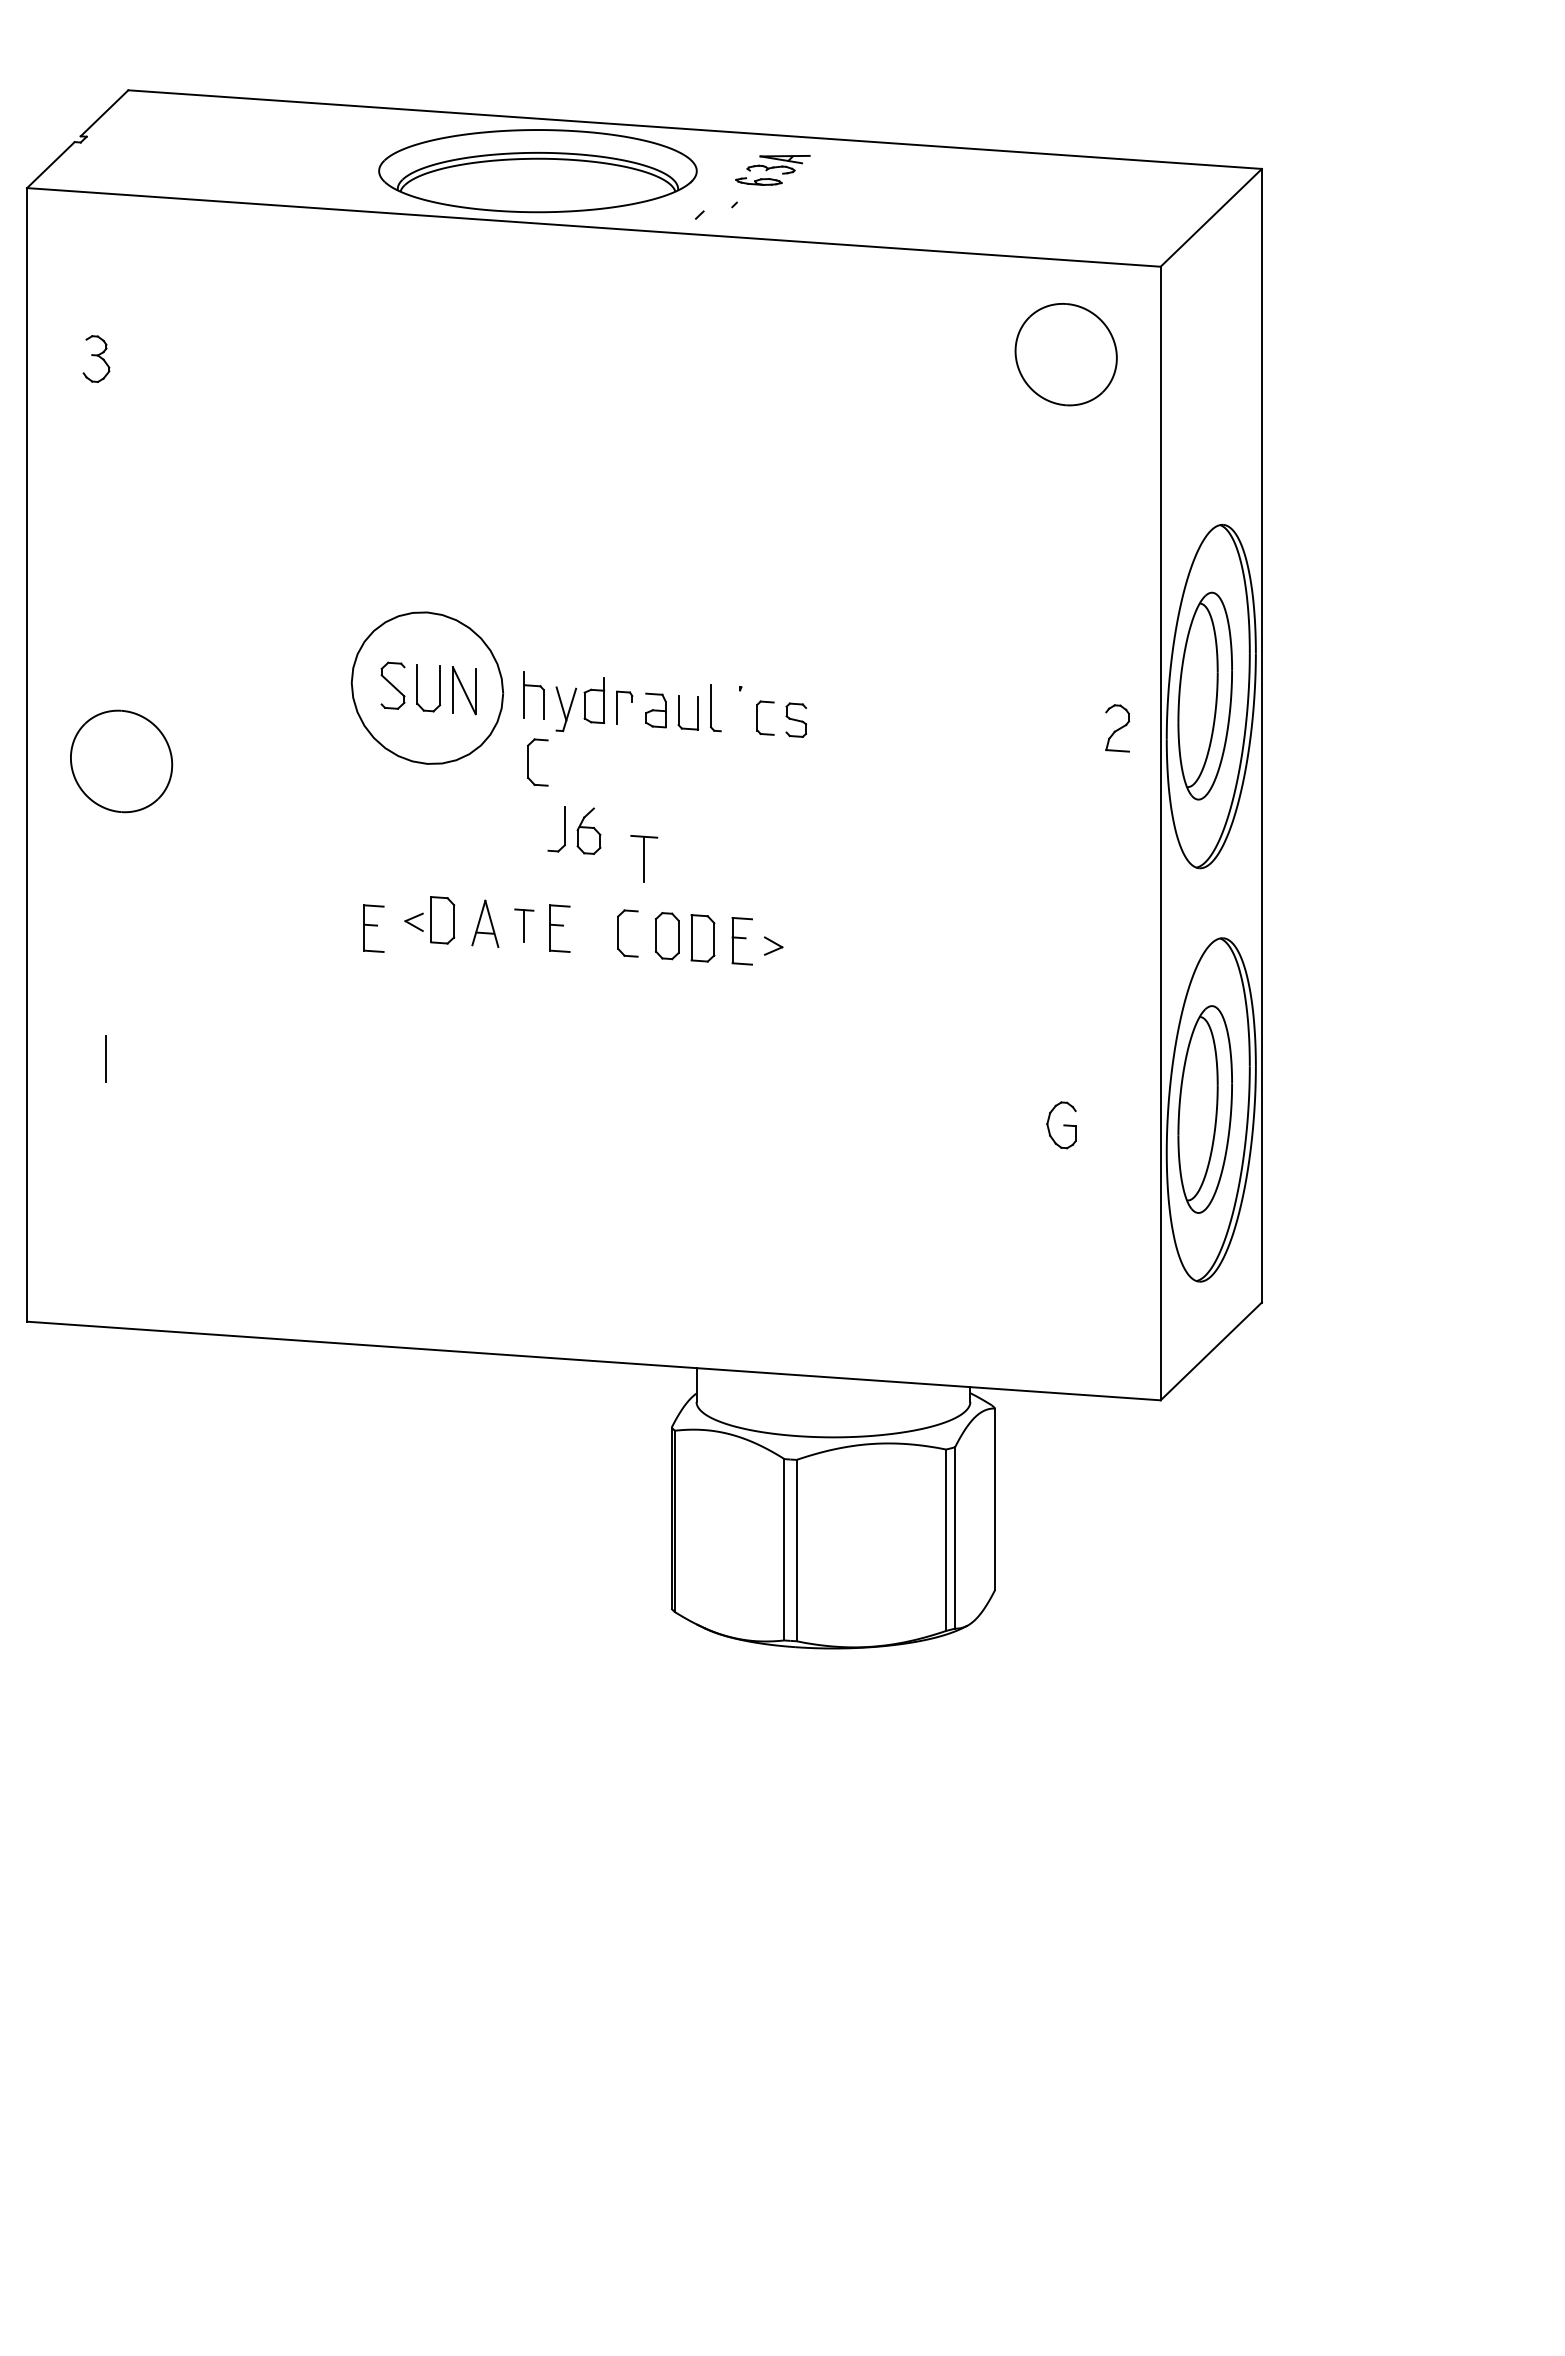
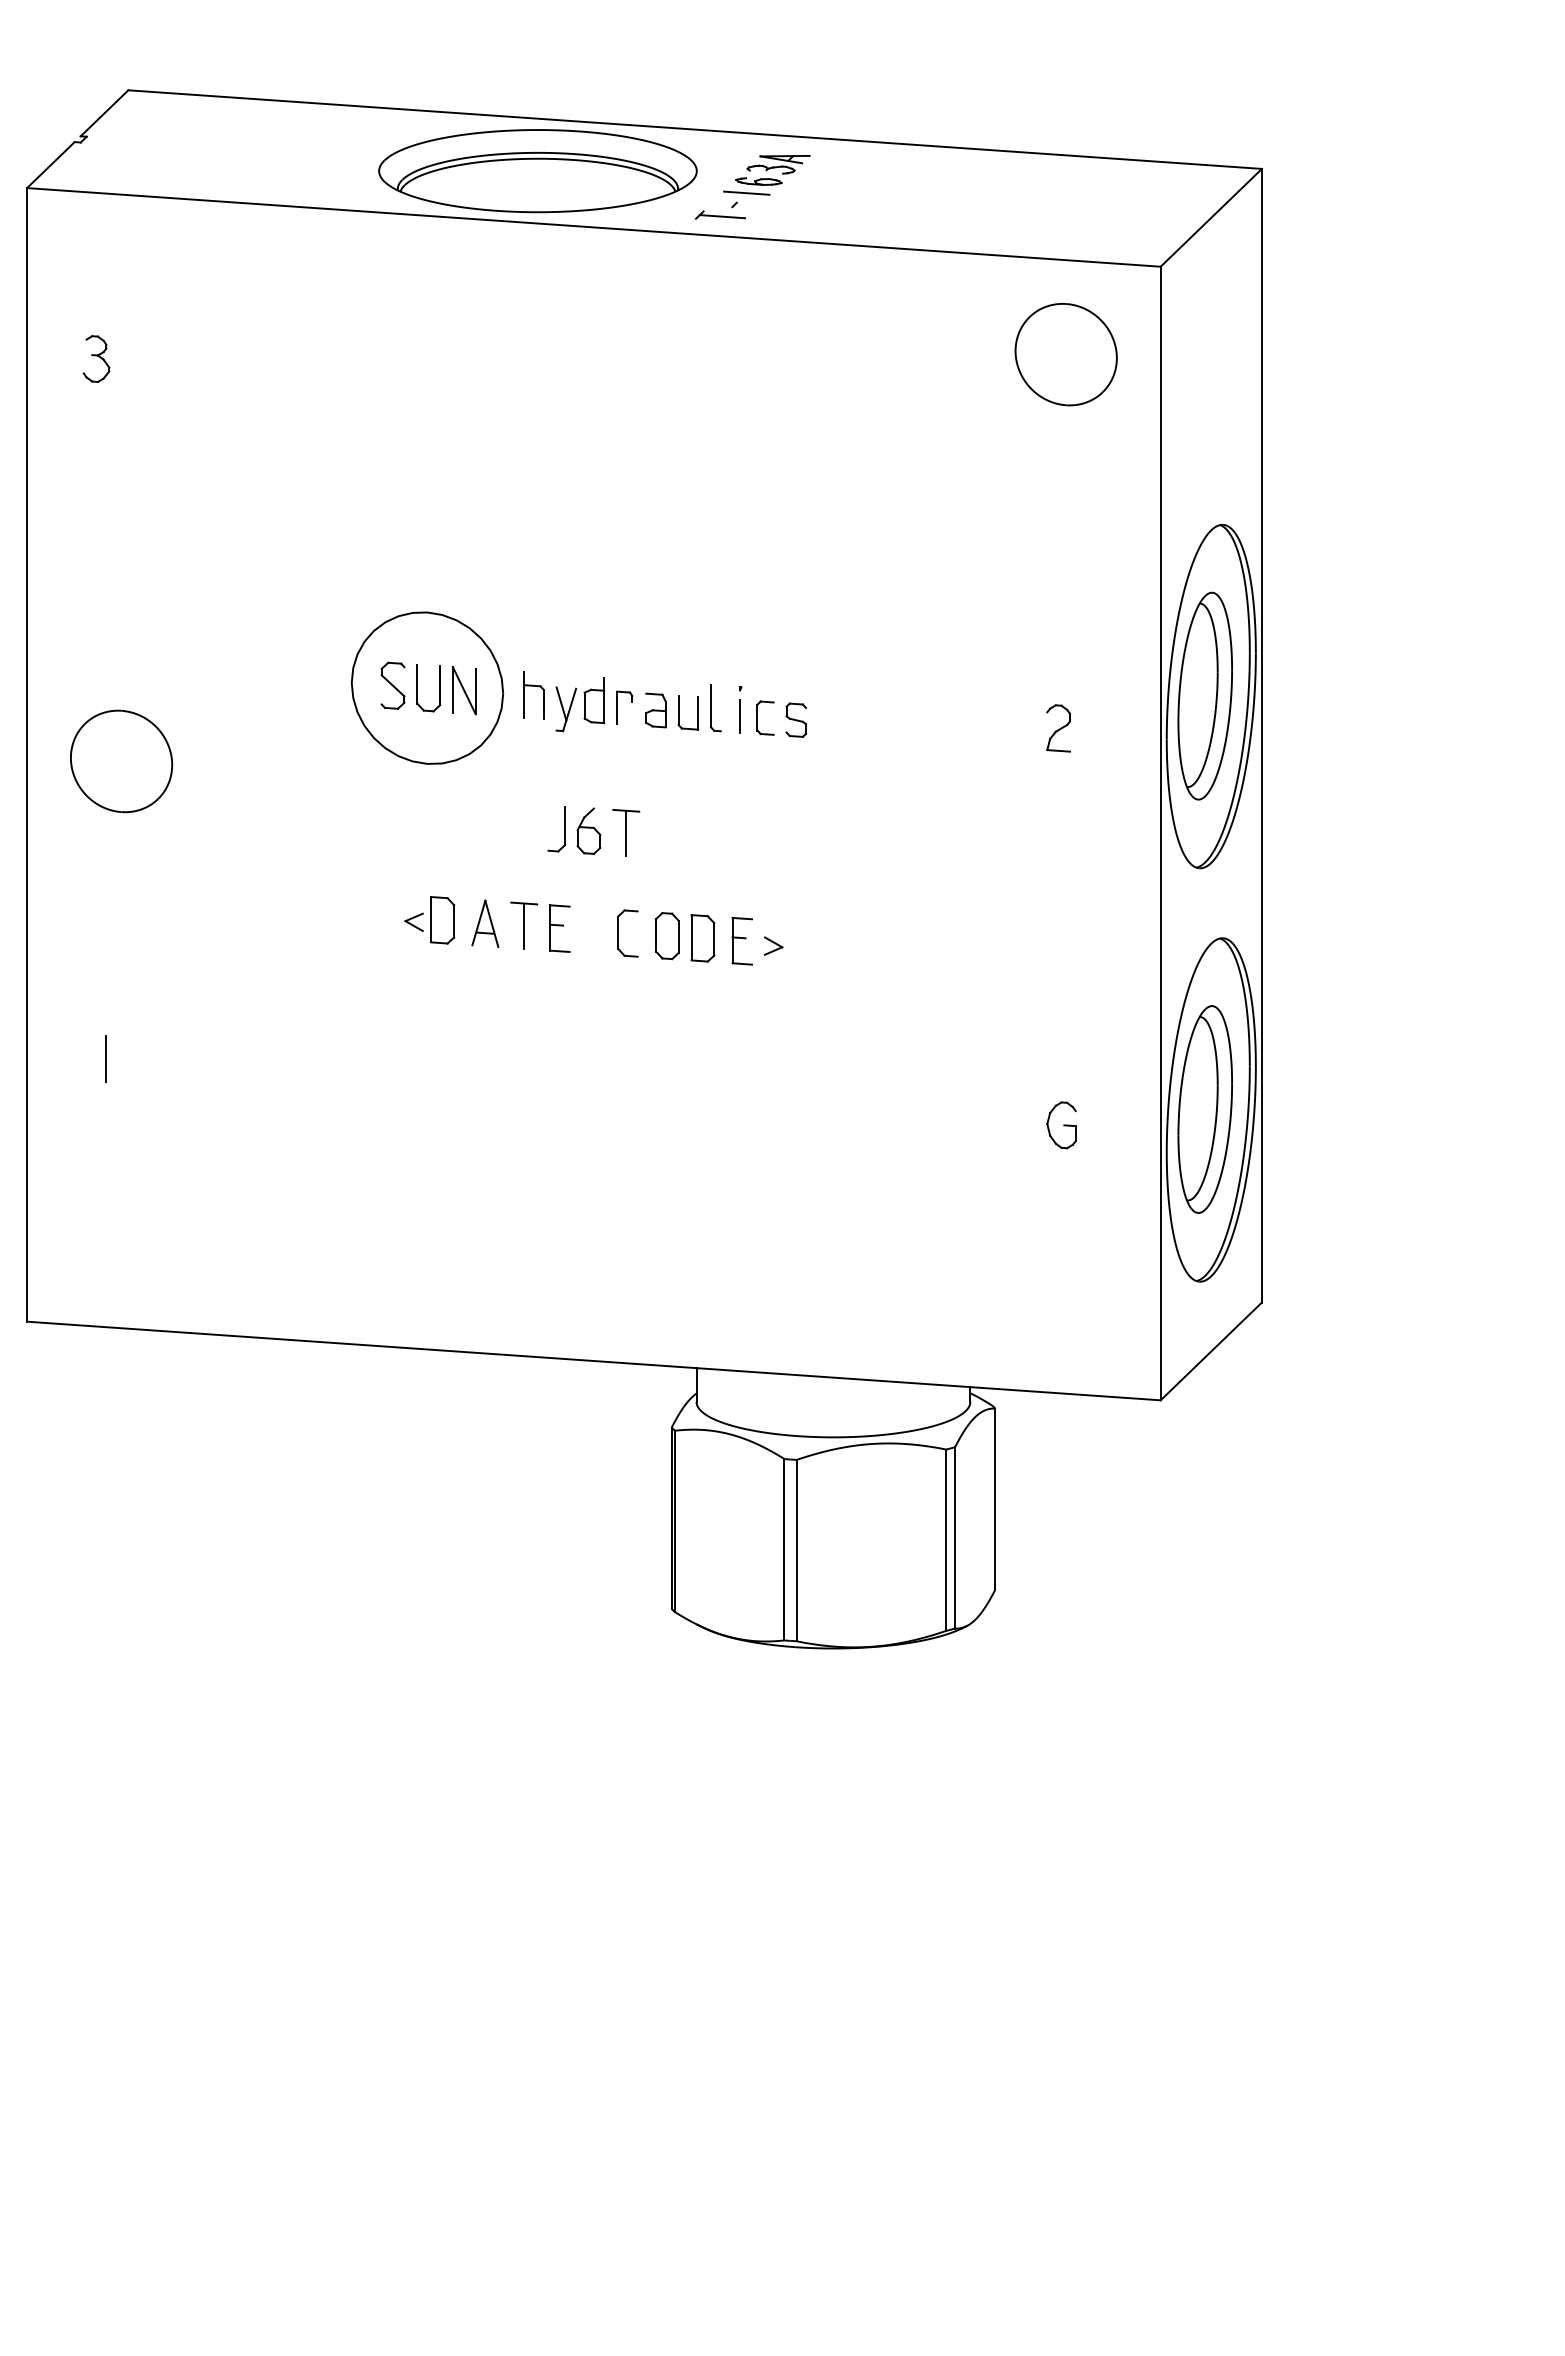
line: none -> present (746, 192)
line: none -> present (722, 216)
line: none -> present (740, 716)
part position: (1117, 728) -> (1058, 728) (1058, 728)
part: present -> none (528, 762)
part position: (644, 858) -> (626, 832) (626, 832)
part size: 21x35 px -> 29x49 px (524, 925)
part: present -> none (373, 928)
